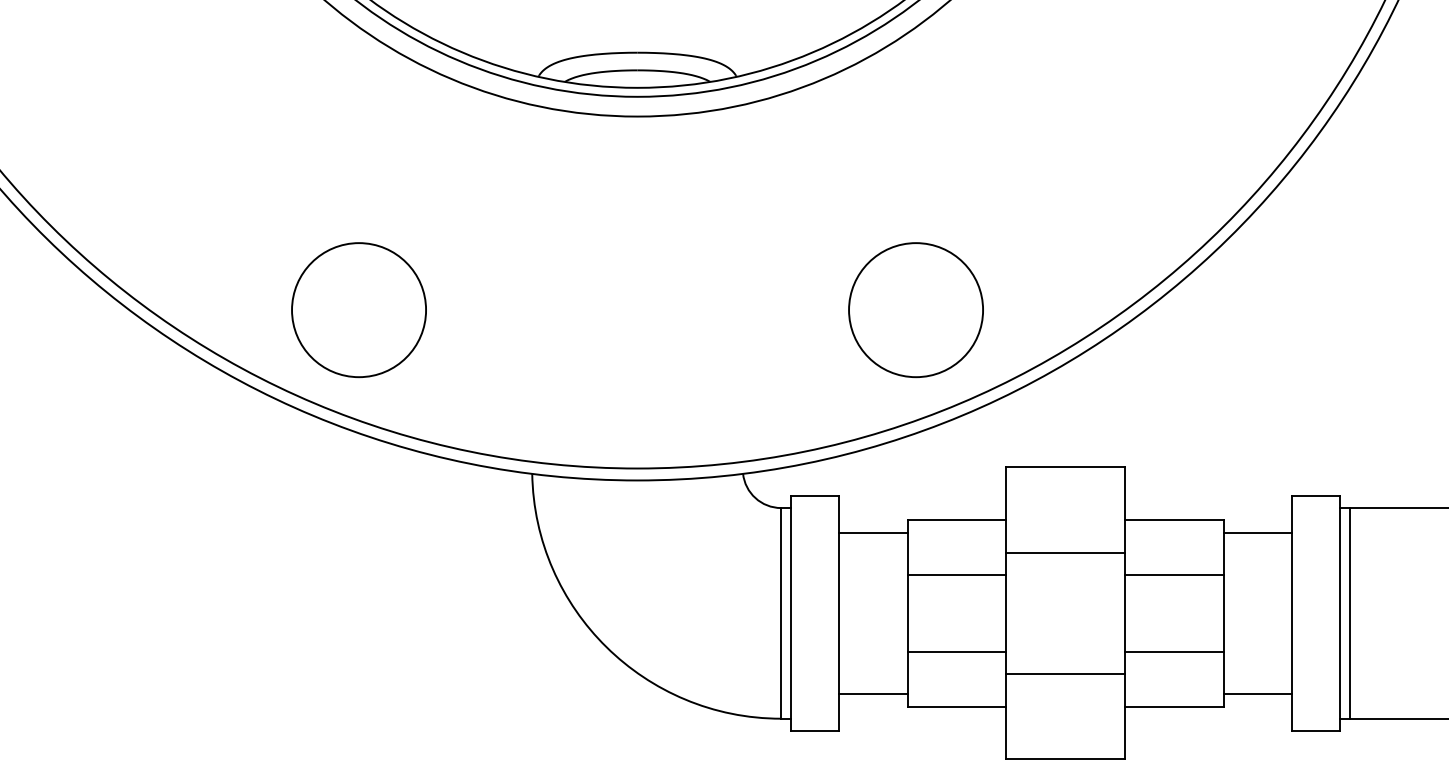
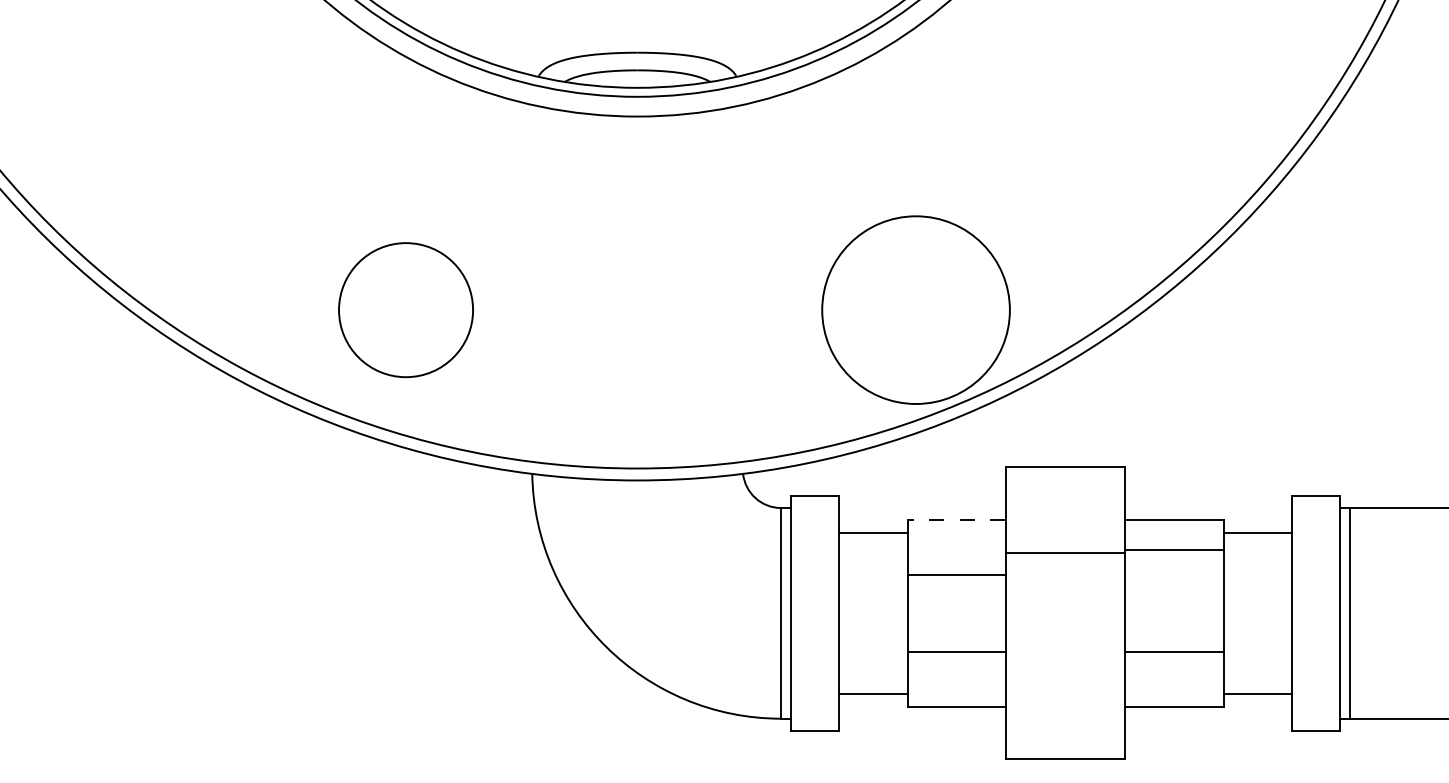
circle position: (358, 310) -> (405, 310) (405, 310)
circle diameter: 134 px -> 188 px (915, 309)
line: solid -> dashed (956, 520)
line position: (1174, 574) -> (1174, 549) (1174, 549)
line: present -> none (1065, 673)
